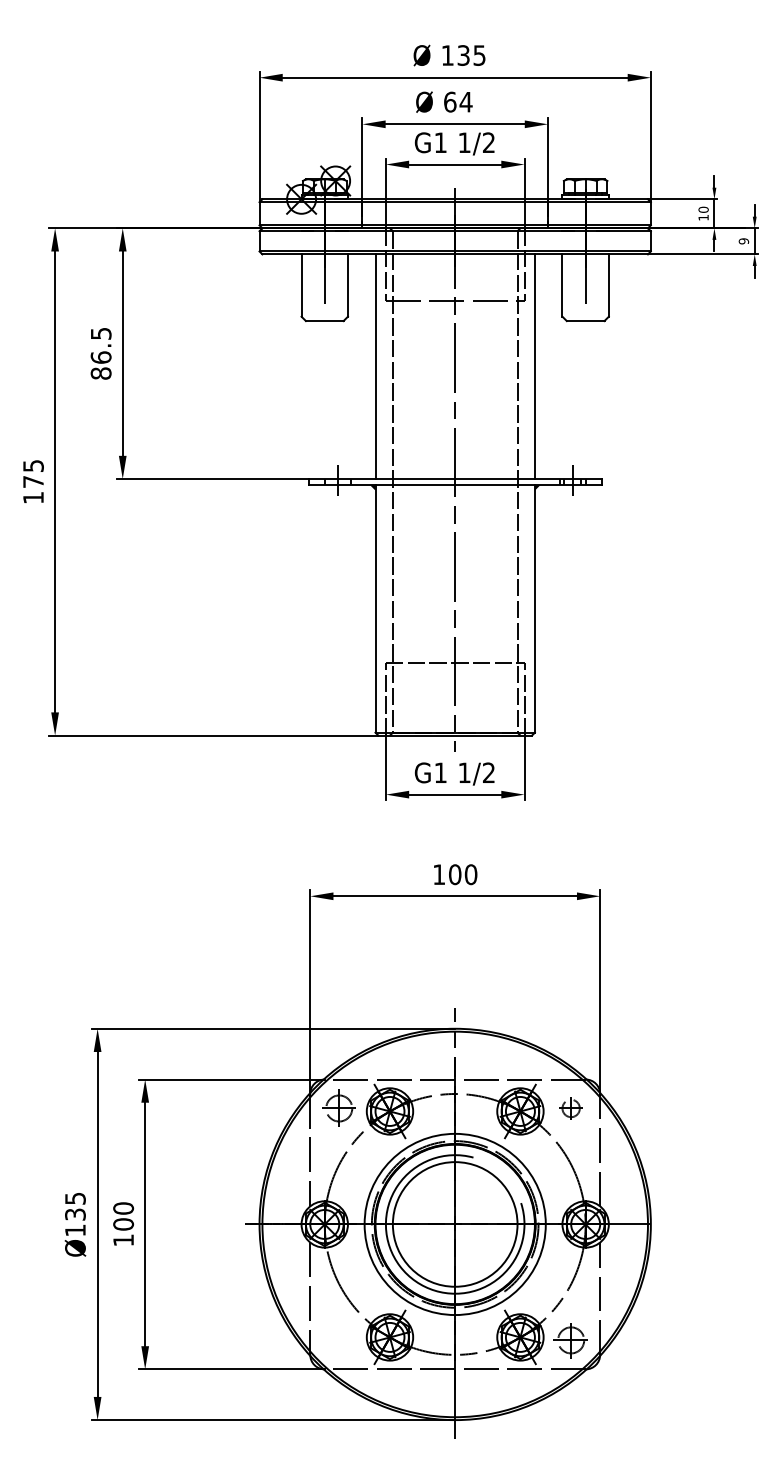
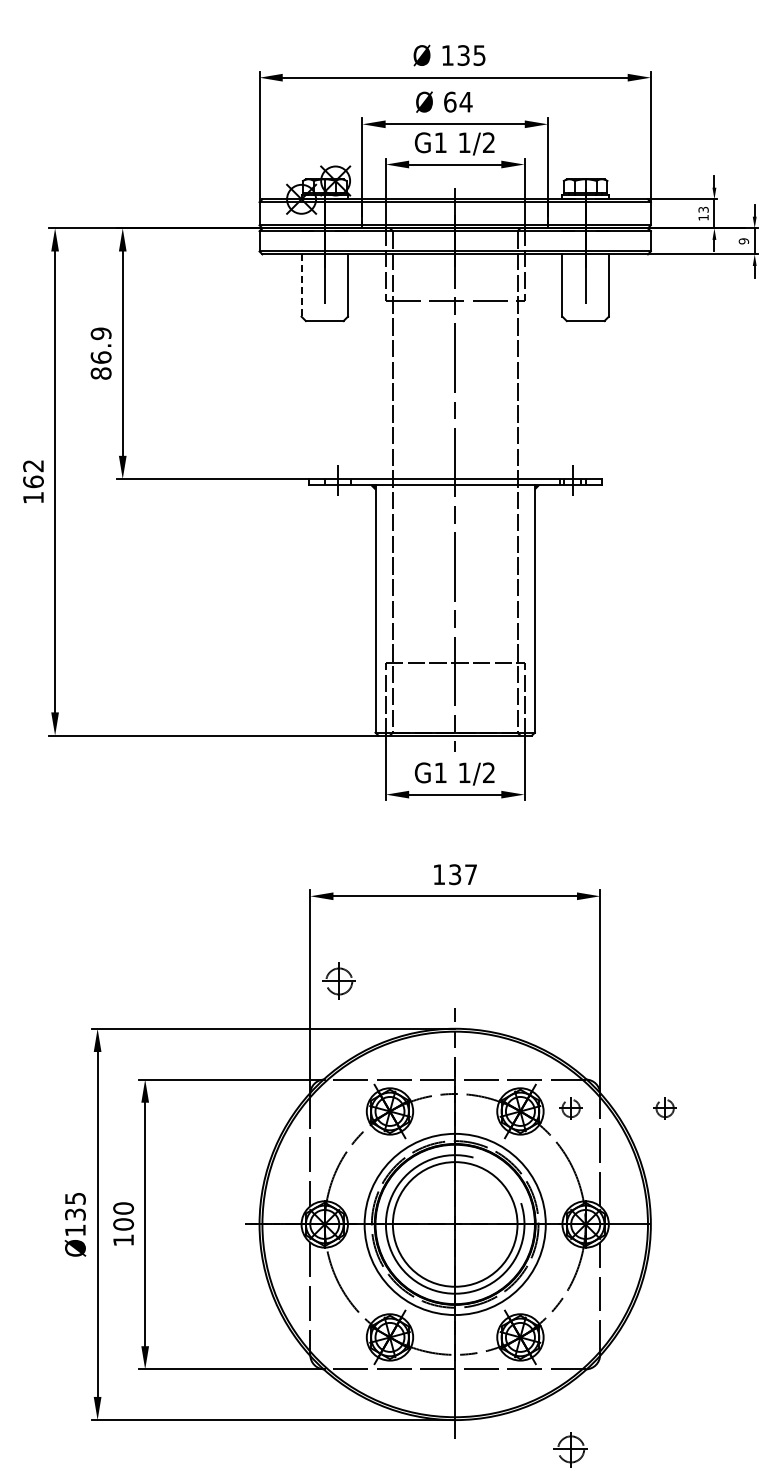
text: 10 -> 13 (703, 209)
line: solid -> dashed (301, 286)
text: 86.5 -> 86.9 (100, 333)
line: present -> none (375, 366)
line: present -> none (534, 366)
text: 175 -> 162 (33, 474)
text: 100 -> 137 (463, 874)
part position: (338, 1107) -> (338, 980) (338, 980)
part: none -> present (664, 1108)
part position: (570, 1340) -> (570, 1449) (570, 1449)
